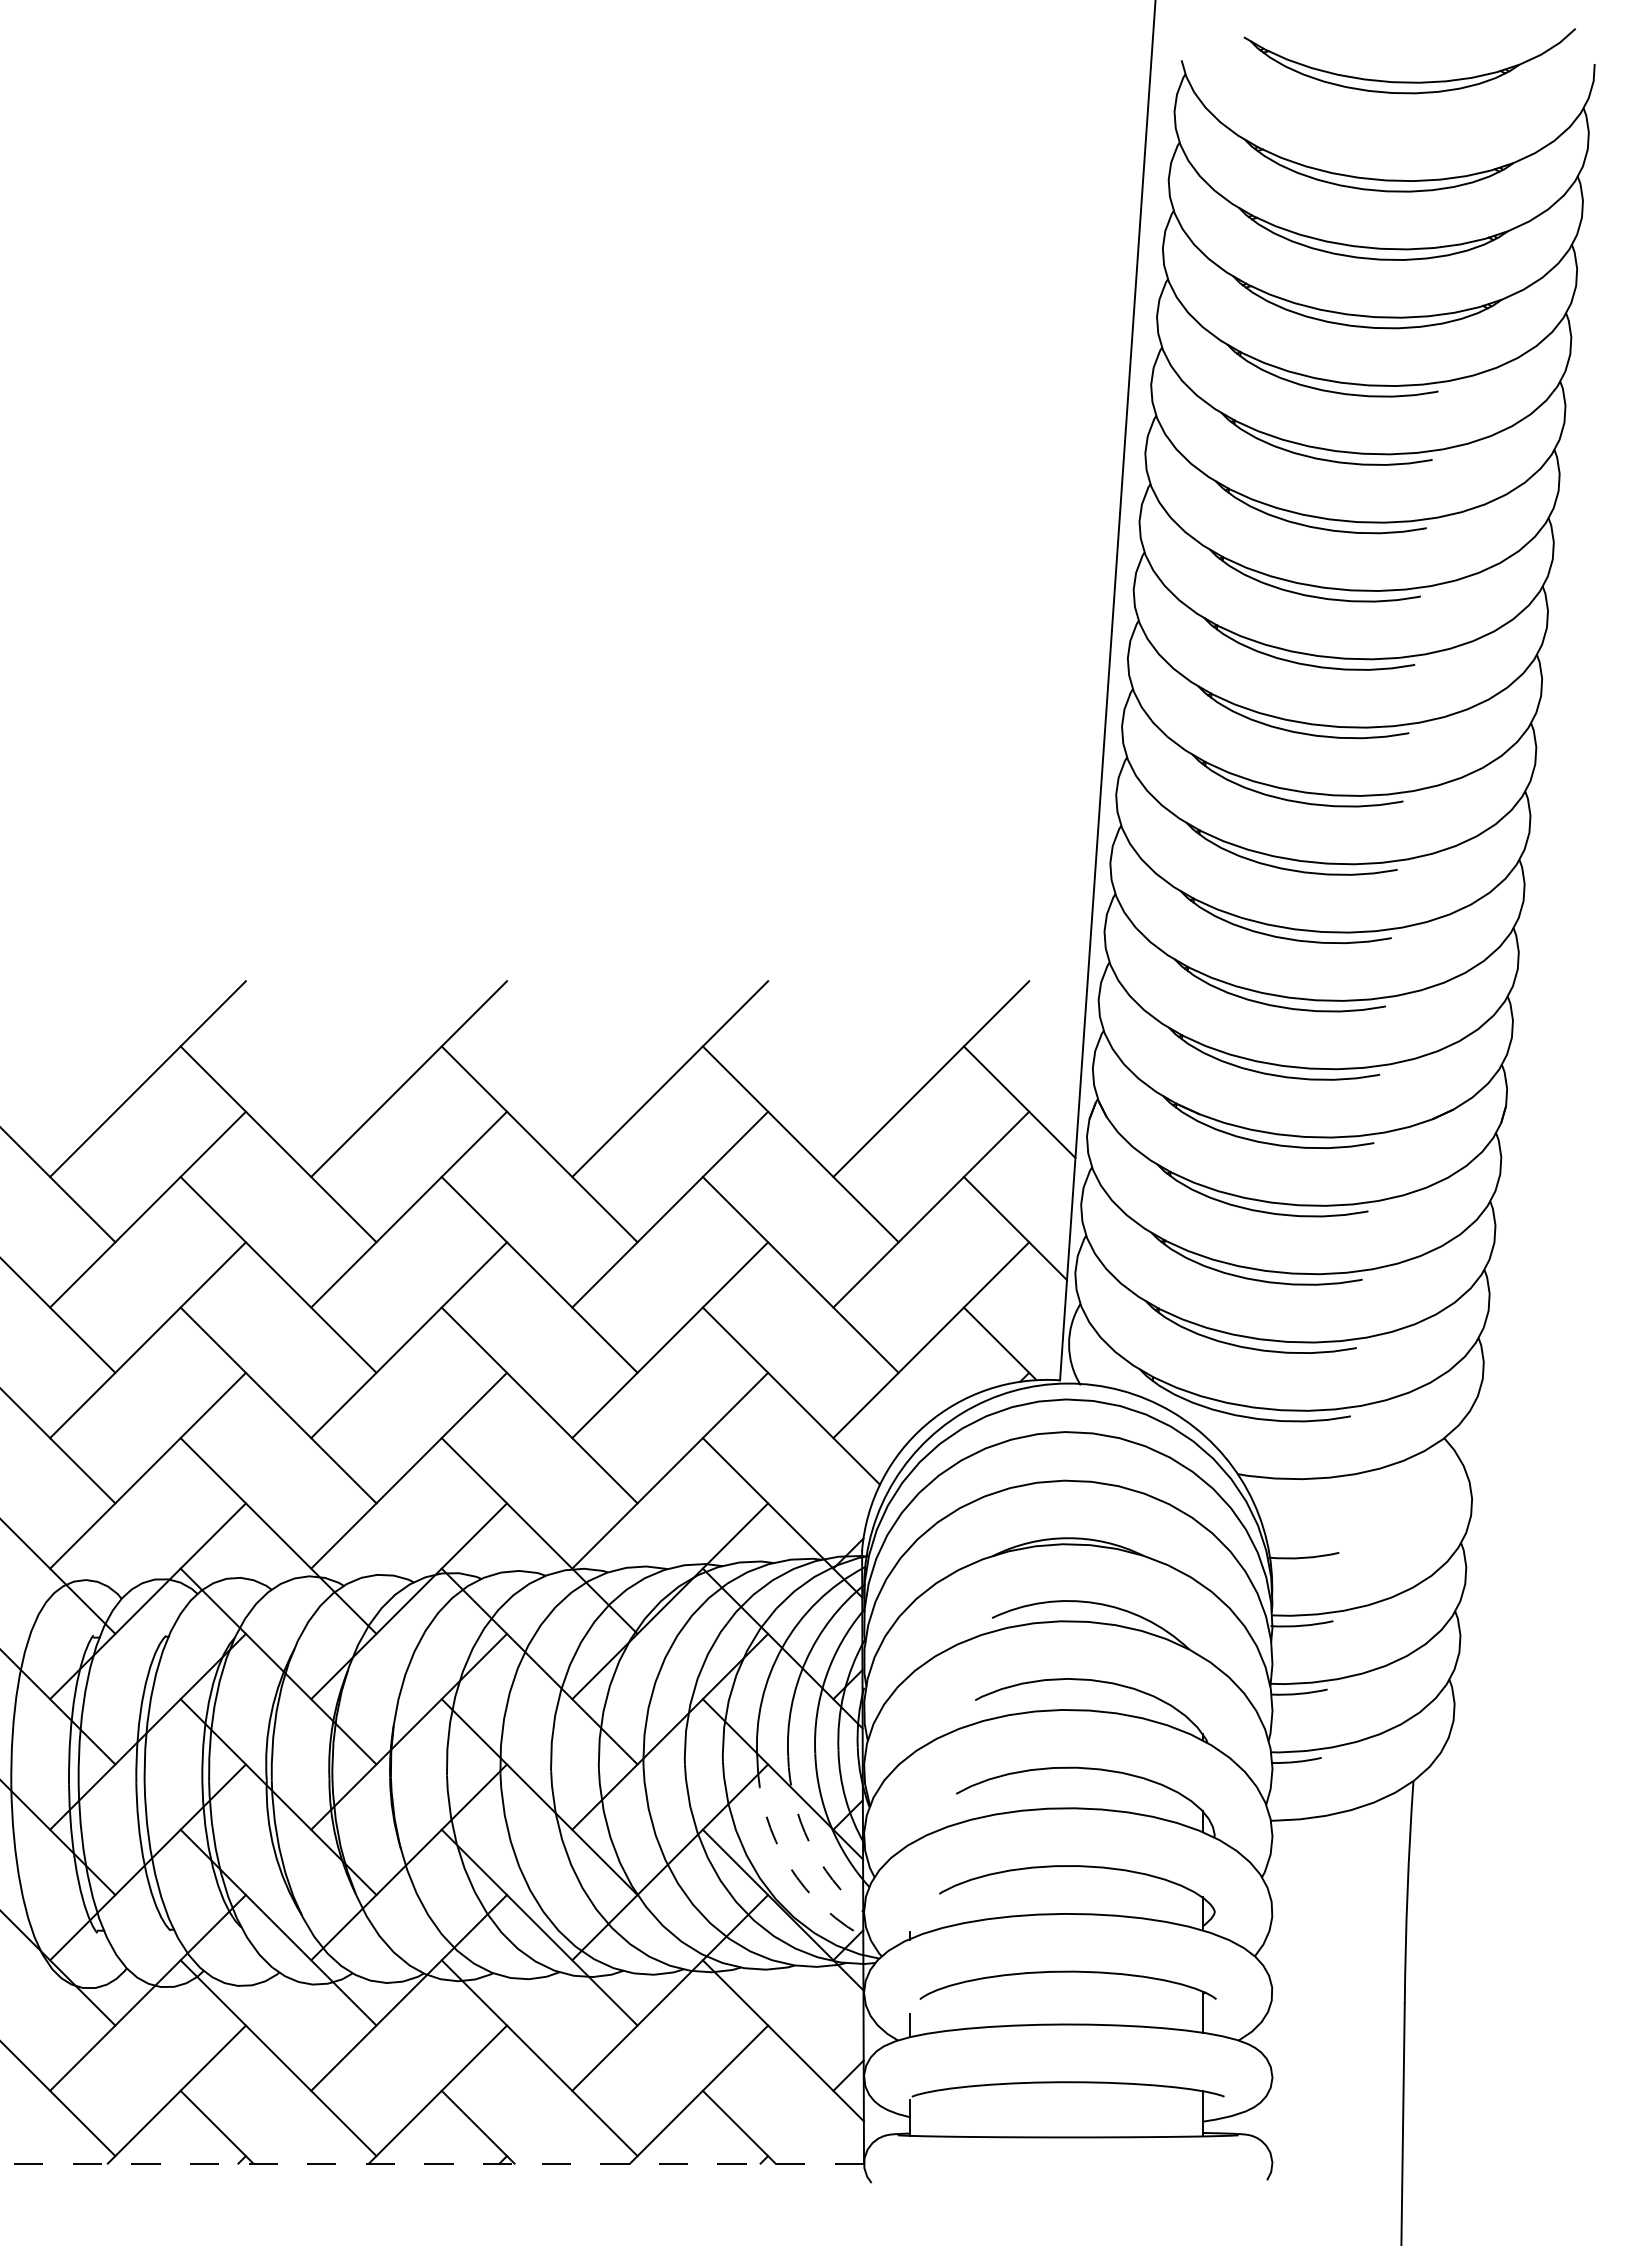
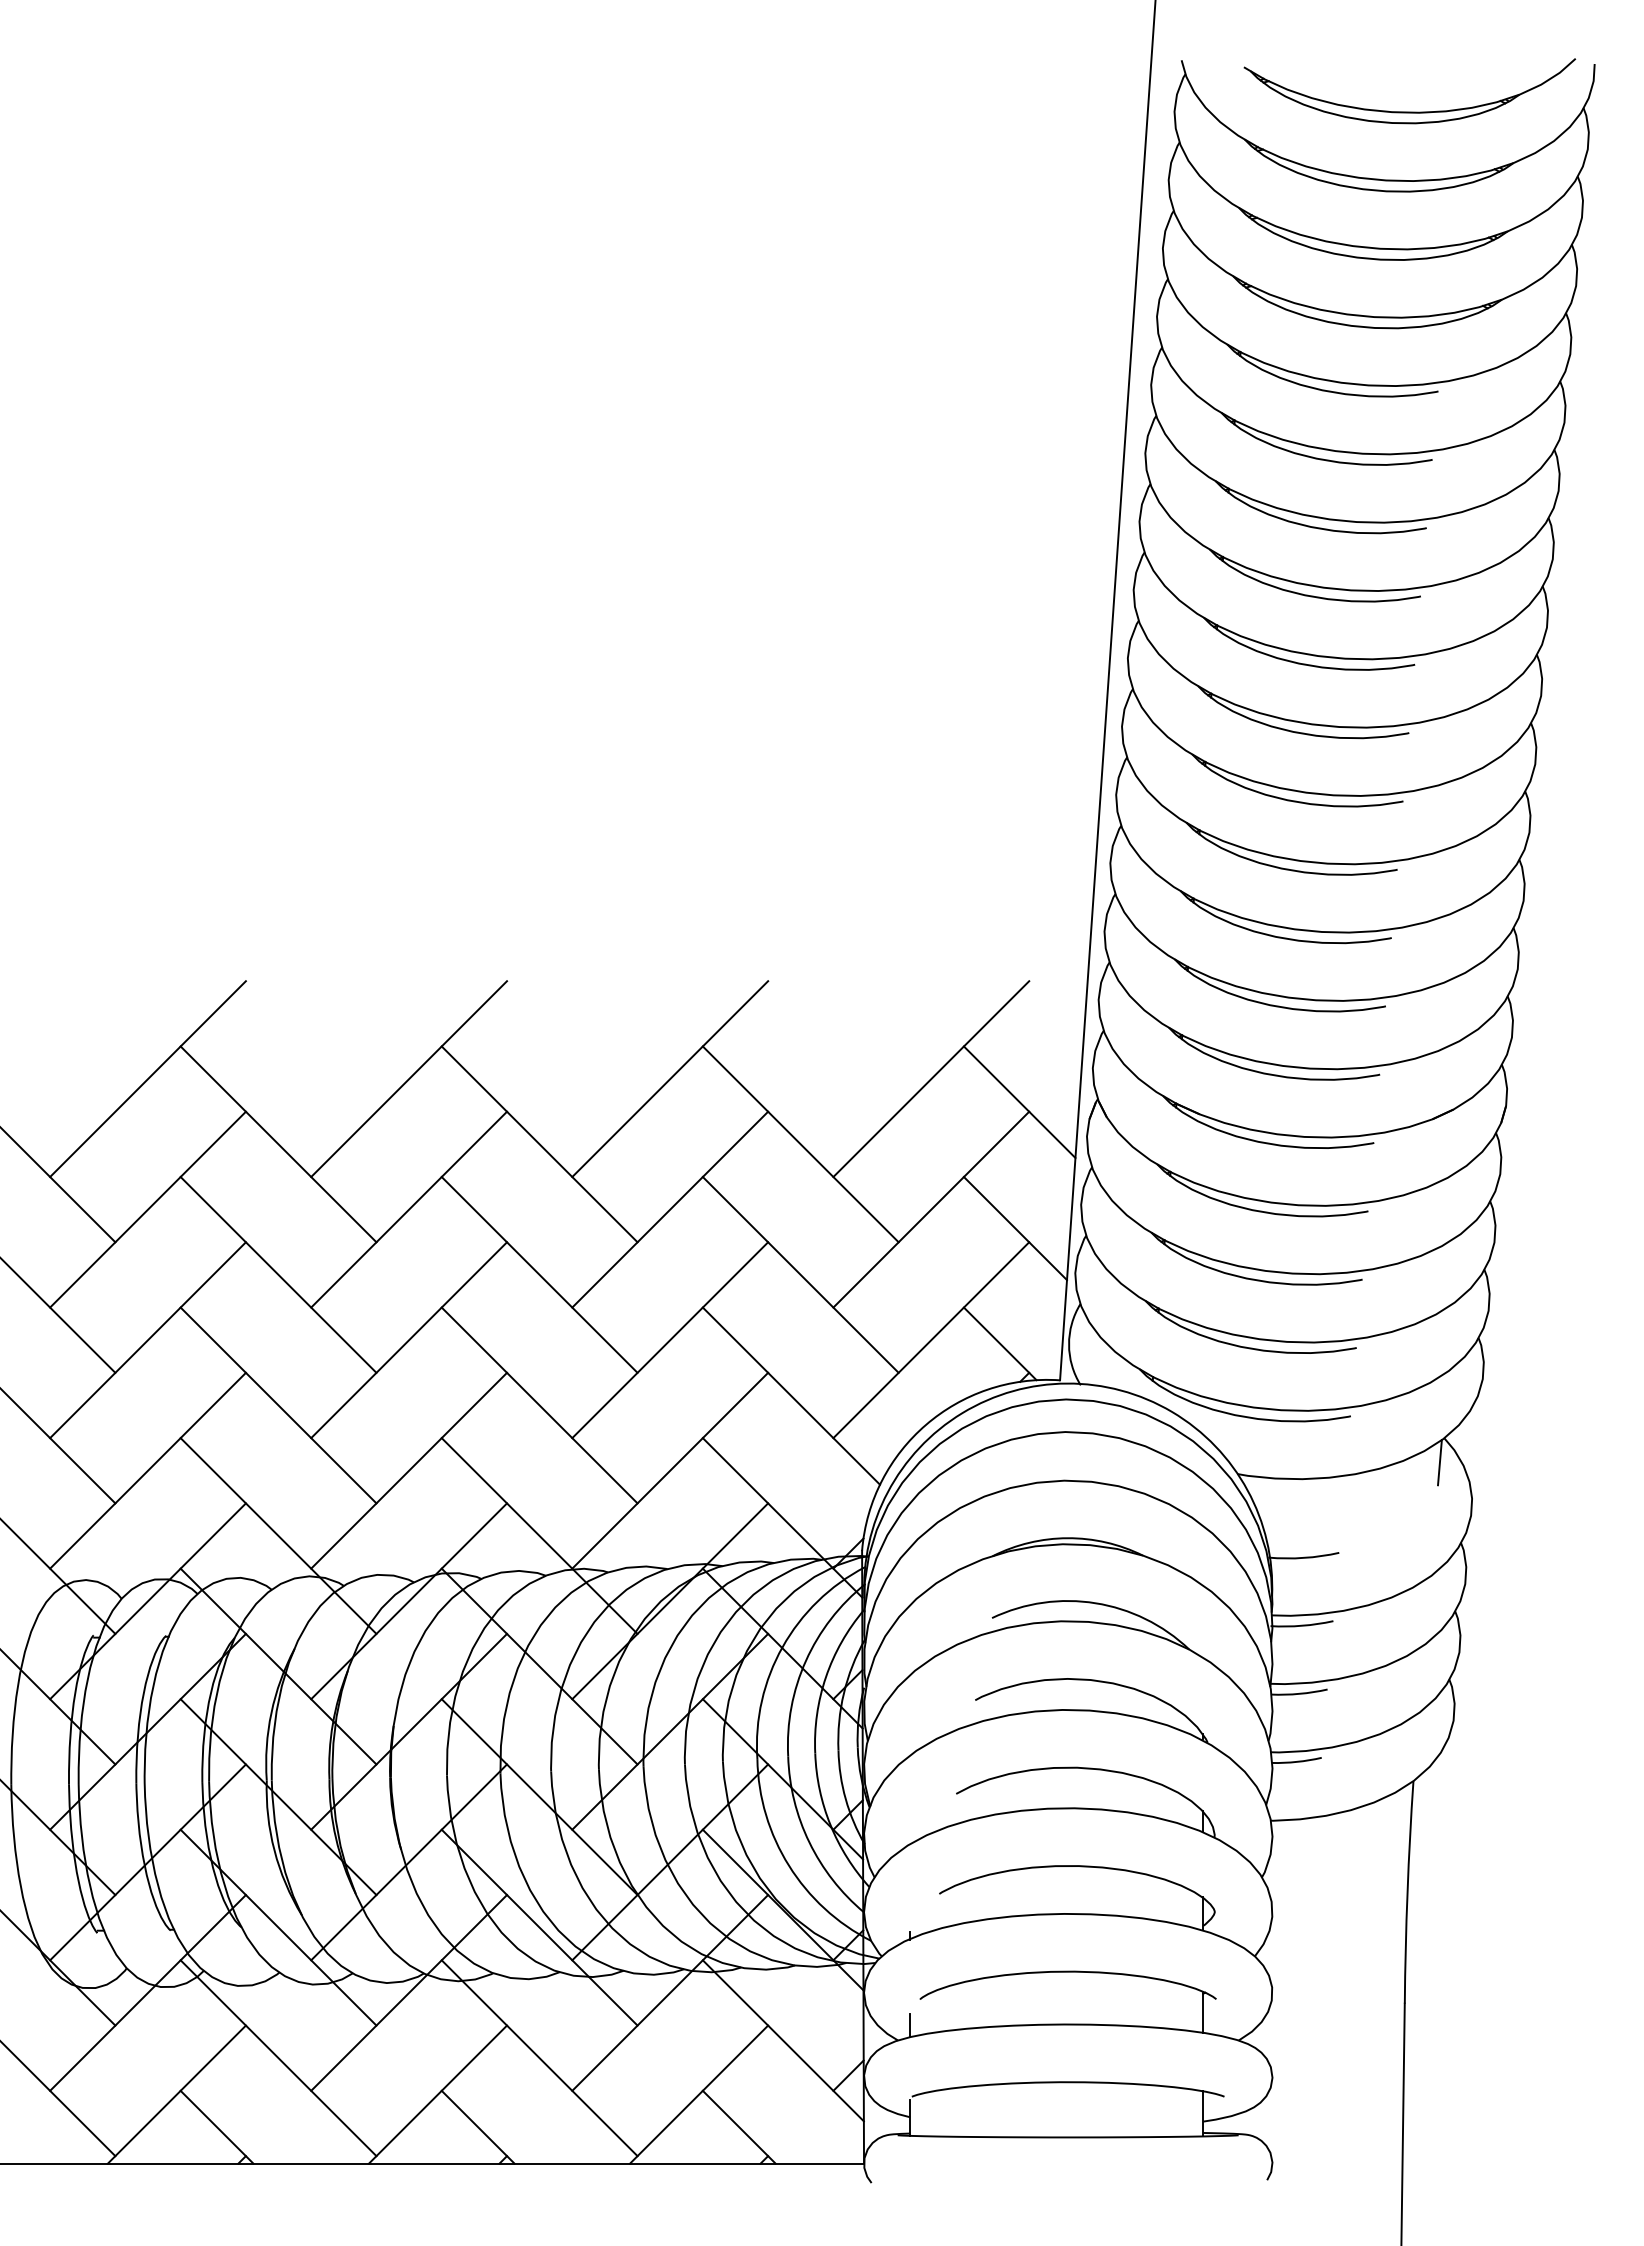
part position: (1409, 81) -> (1409, 111) (1409, 111)
line: none -> present (1439, 1462)
arc: dashed -> solid (809, 1842)
arc: dashed -> solid (789, 1865)
line: dashed -> solid (432, 2163)
